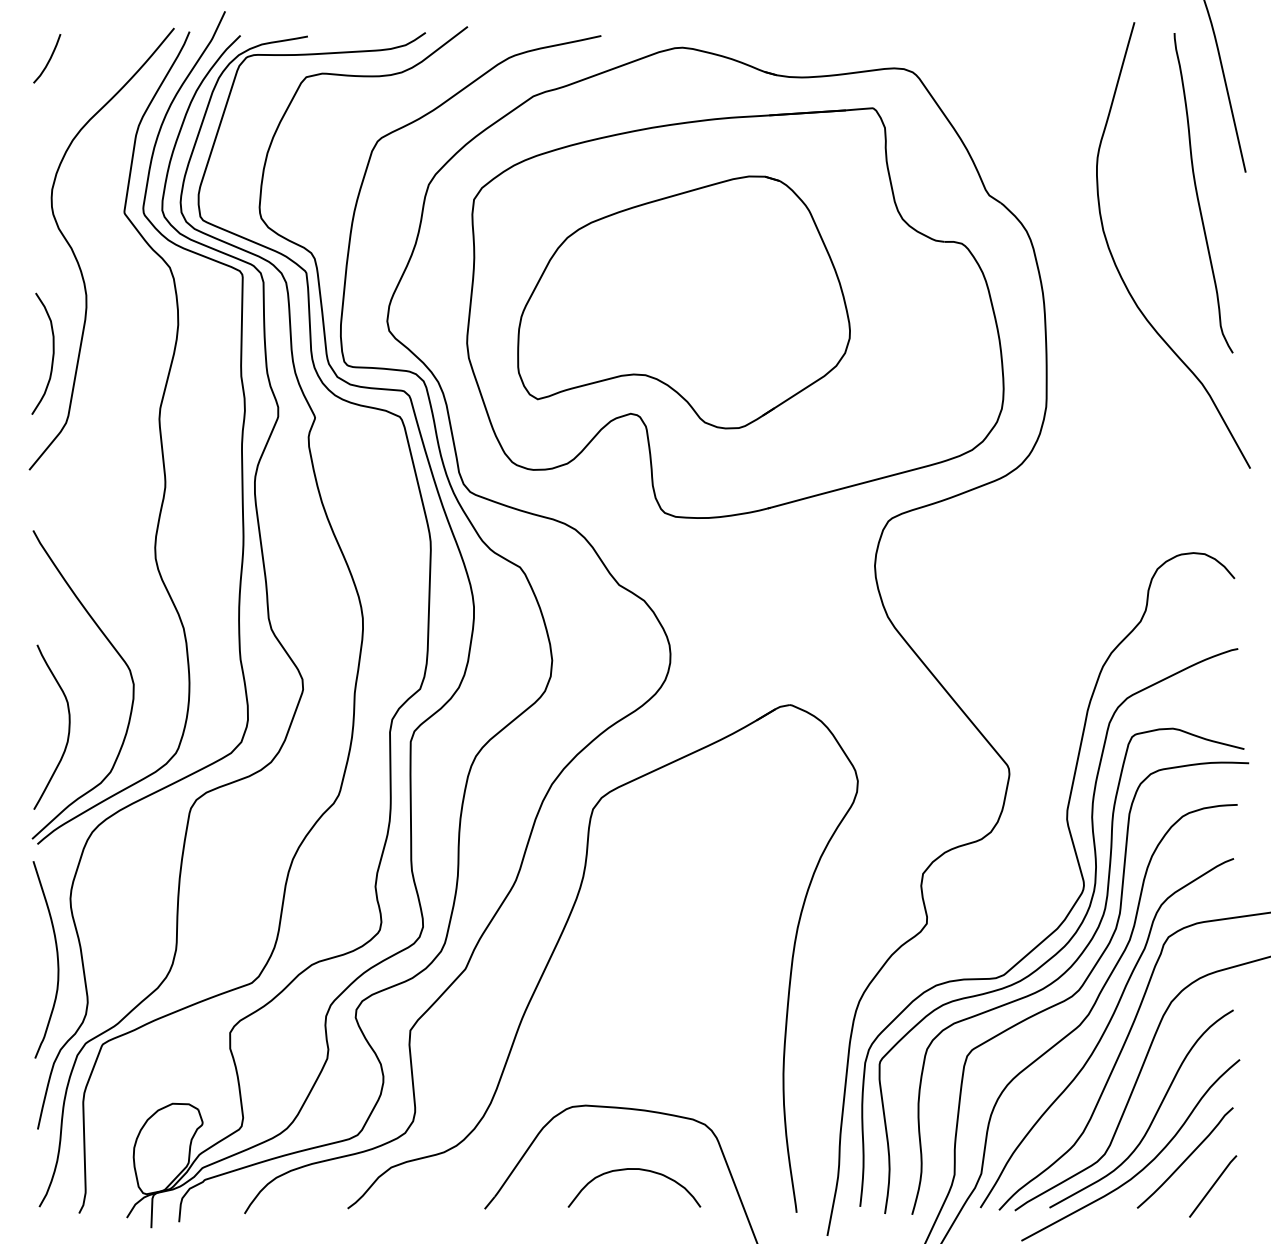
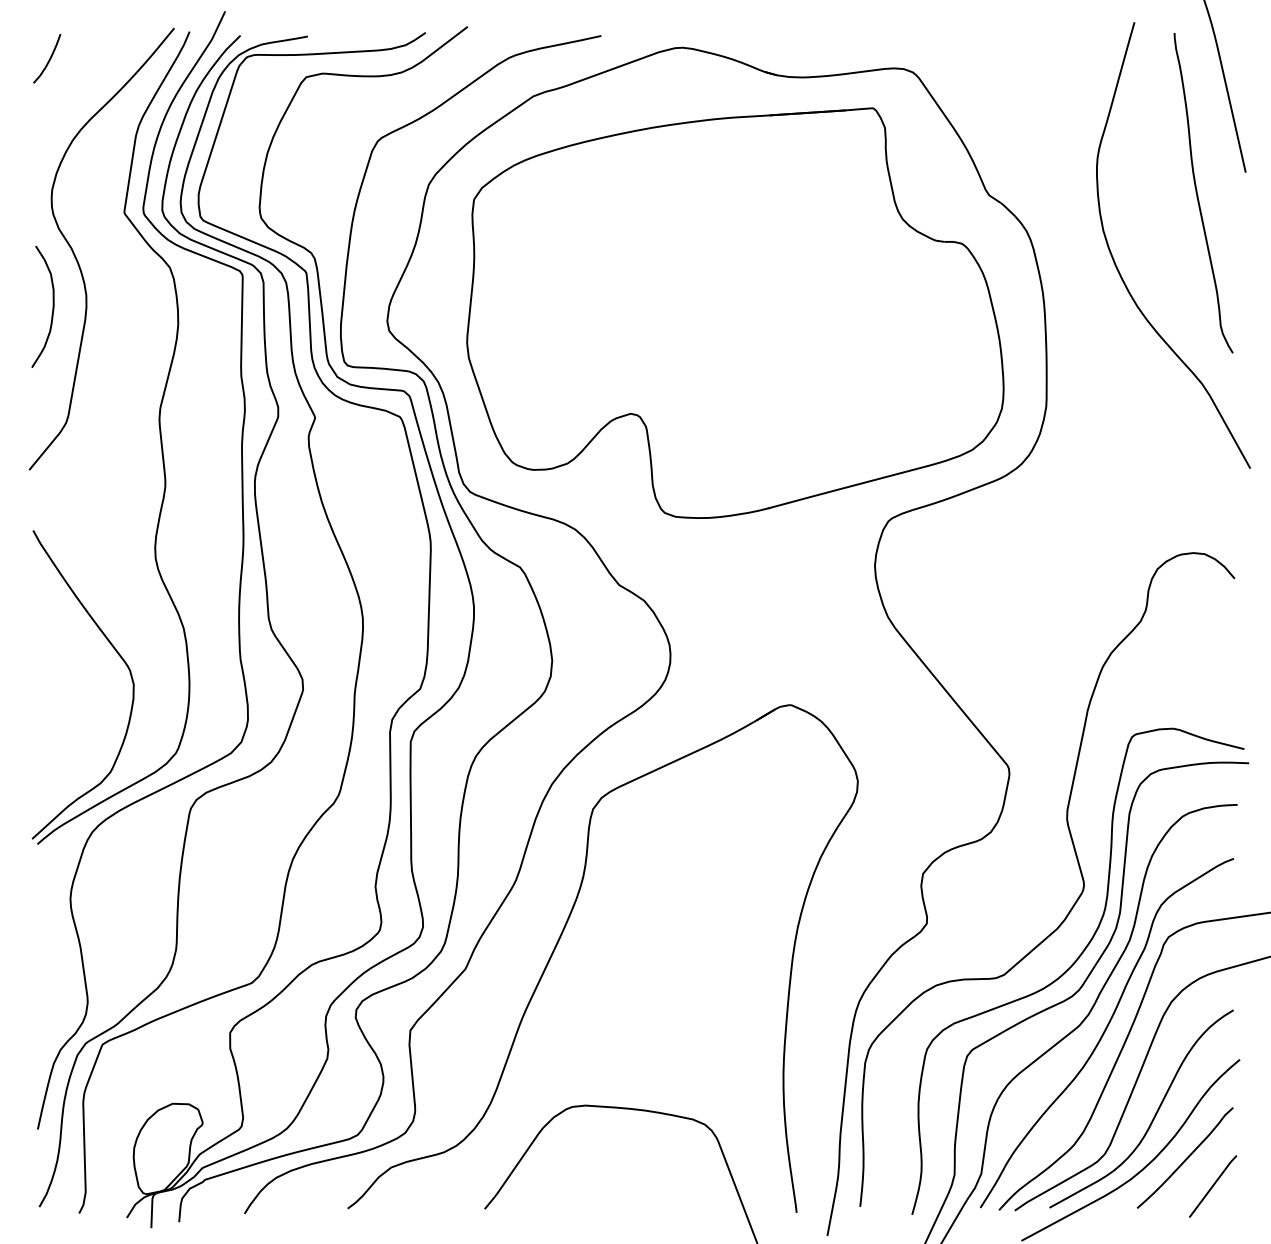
part: present -> none (683, 302)
curve position: (52, 353) -> (52, 306) (52, 306)
curve: present -> none (68, 726)
curve: present -> none (1070, 937)
curve: present -> none (56, 956)
curve: present -> none (634, 1169)
